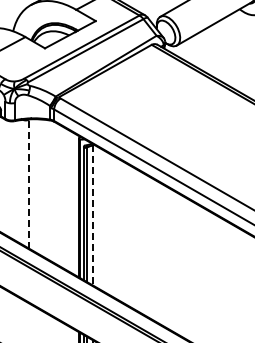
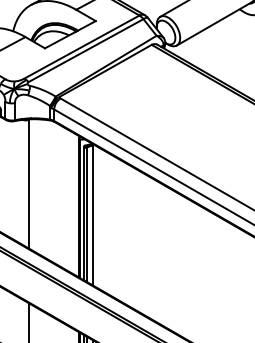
line: dashed -> solid (29, 184)
line: dashed -> solid (93, 216)
line: none -> present (29, 321)
